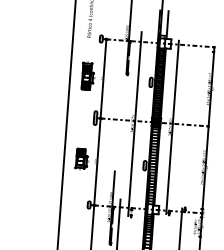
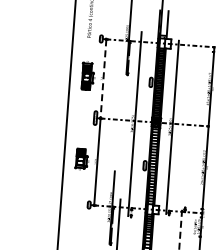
line: solid -> dashed (103, 78)
line: present -> none (92, 225)
line: solid -> dashed (180, 228)
